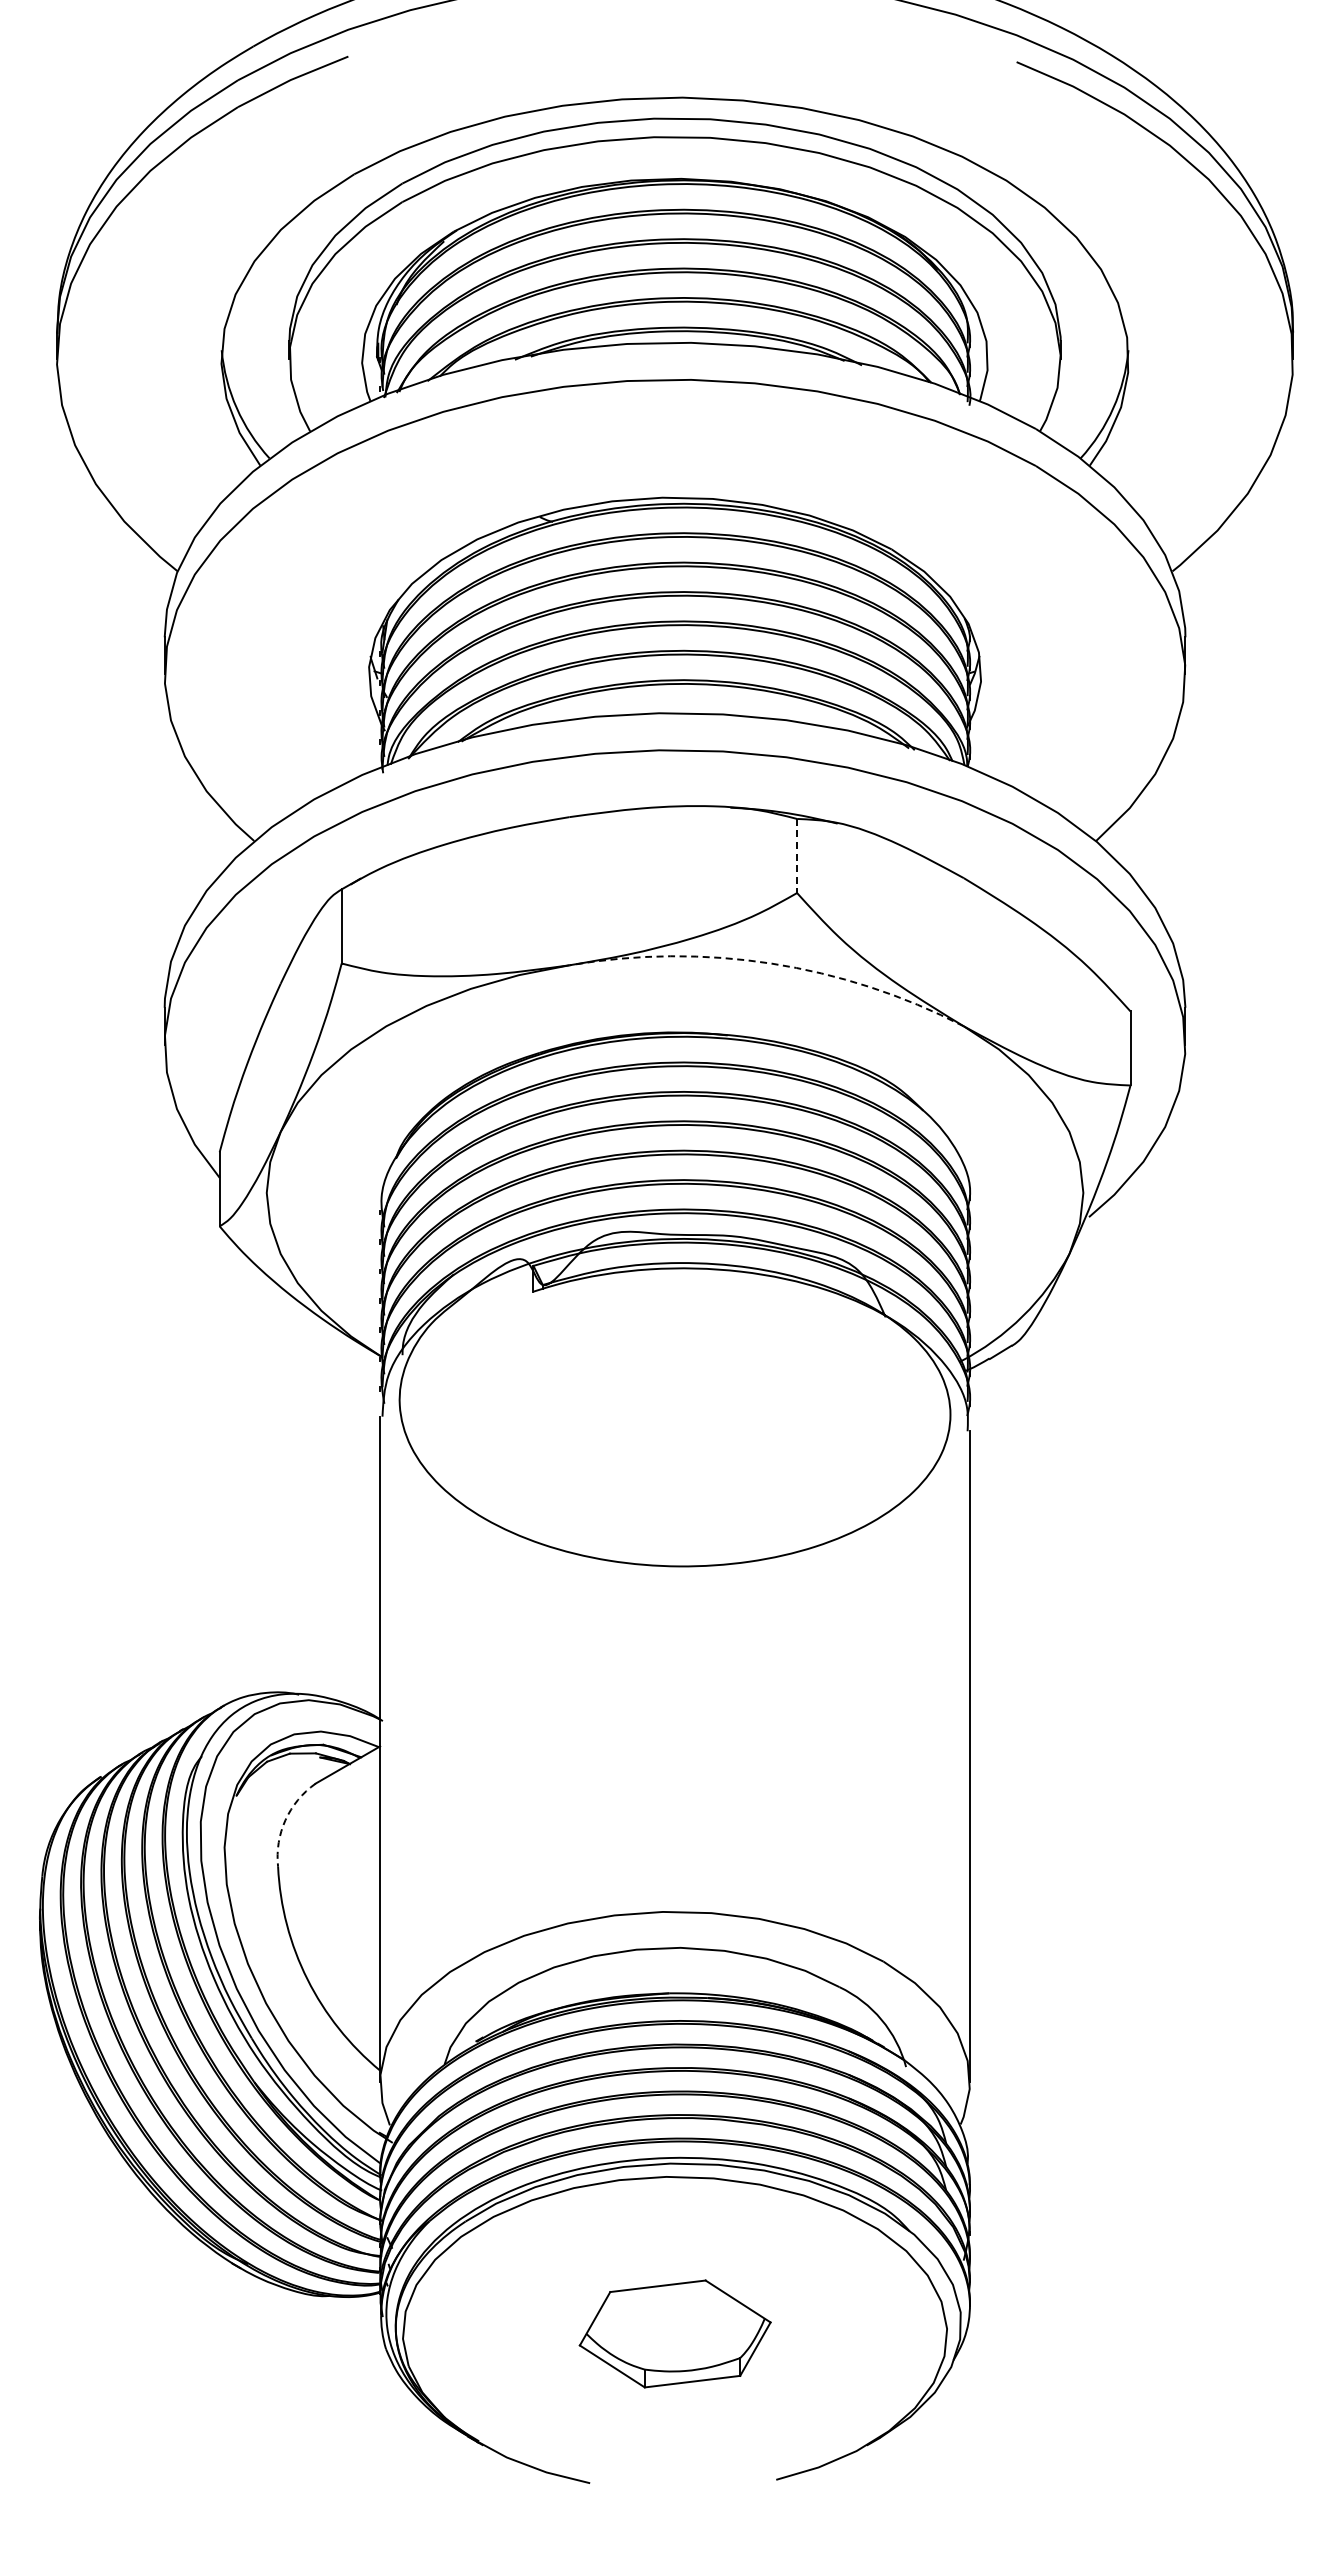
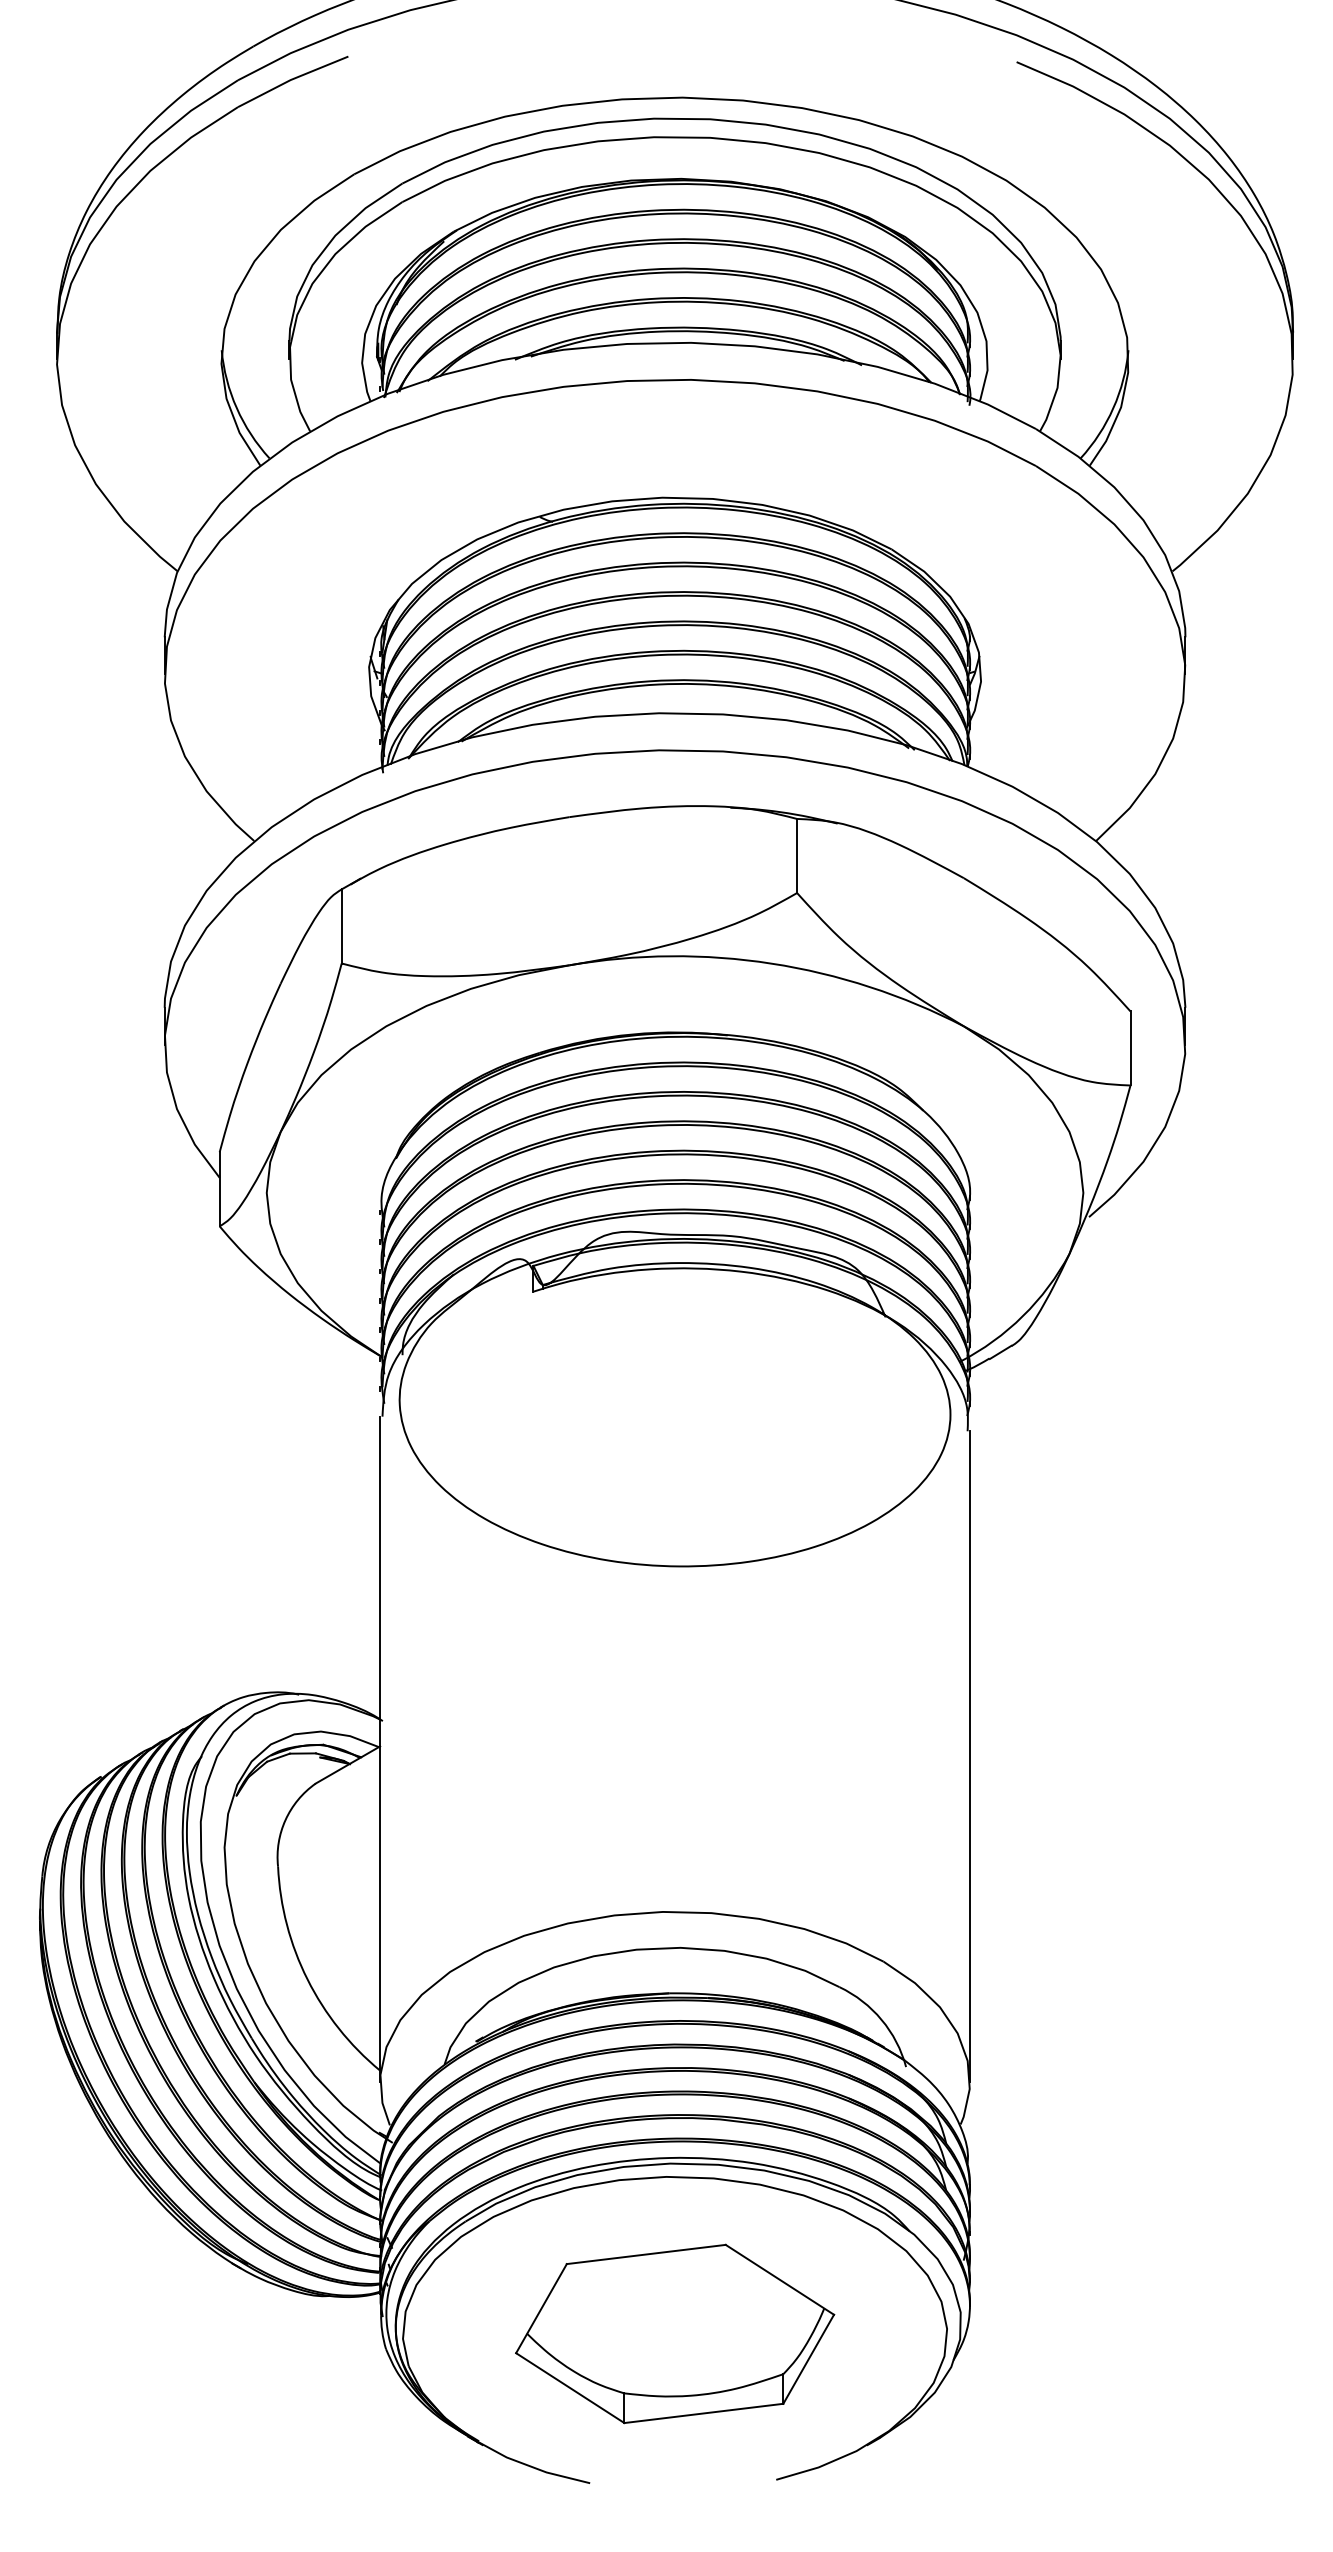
line: dashed -> solid (797, 856)
arc: dashed -> solid (771, 963)
arc: dashed -> solid (285, 1820)
part size: 194x110 px -> 321x182 px (675, 2333)
